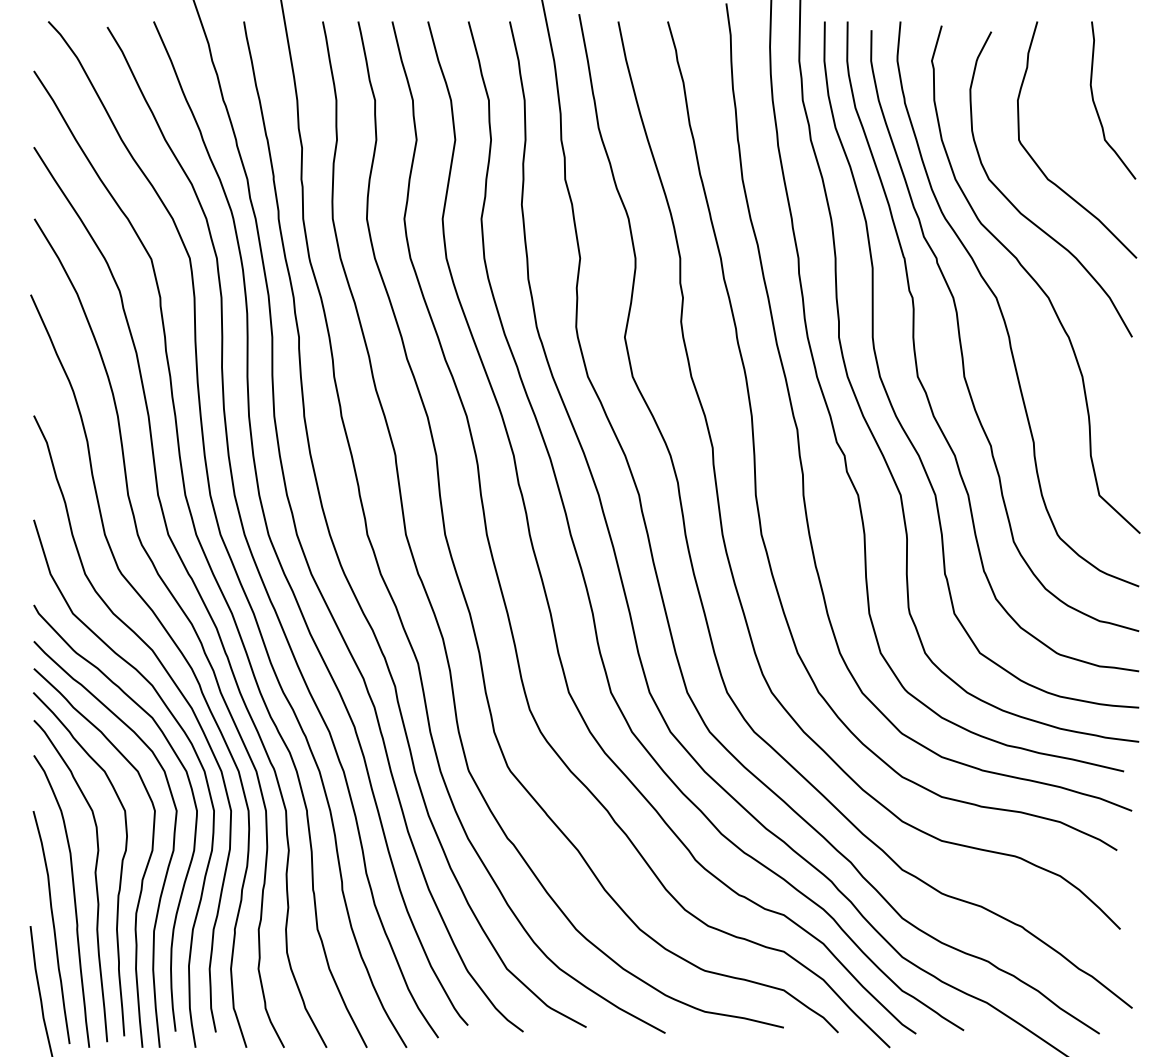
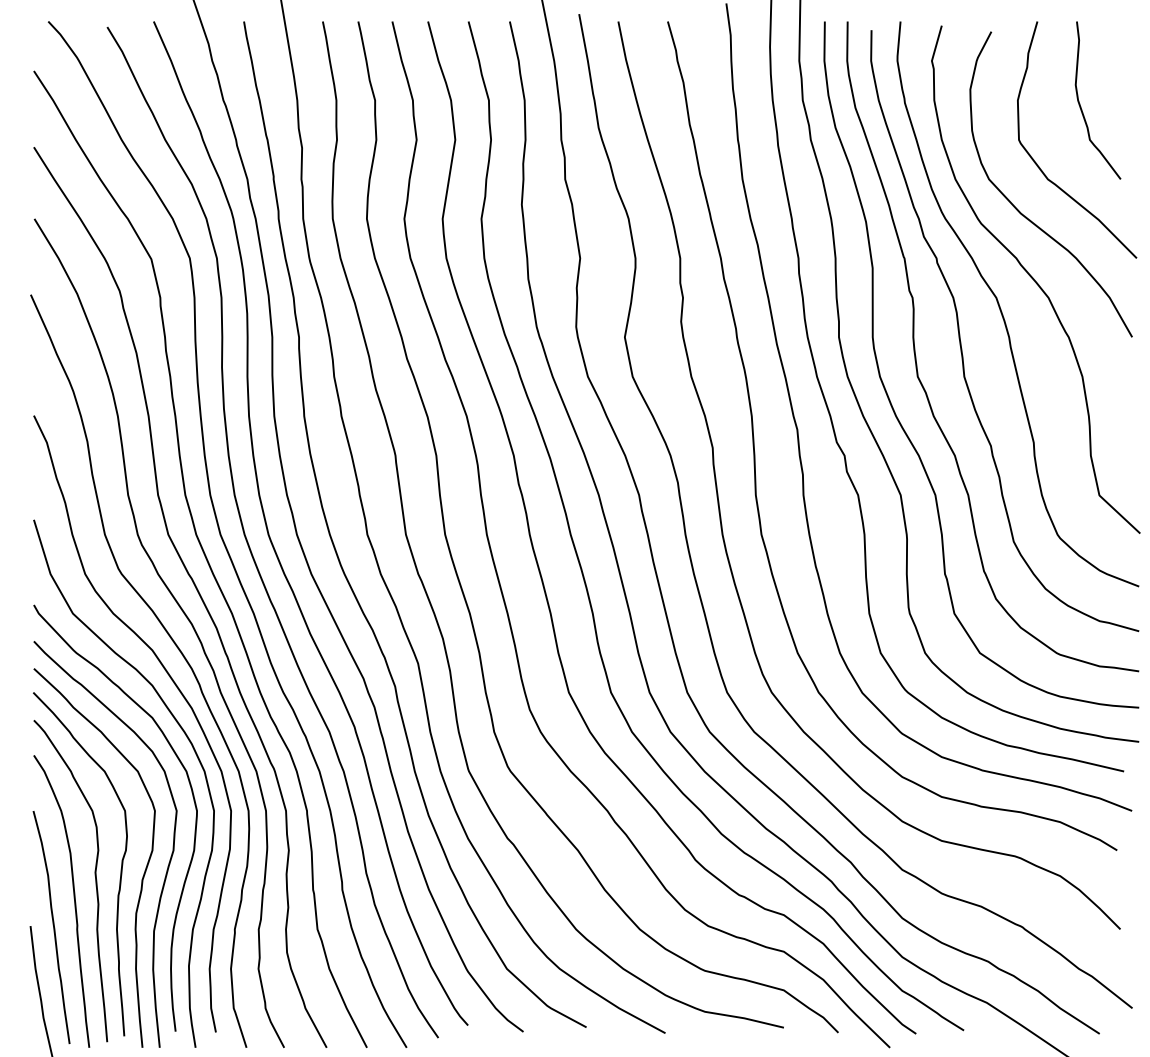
curve position: (1096, 106) -> (1081, 106) (1081, 106)
